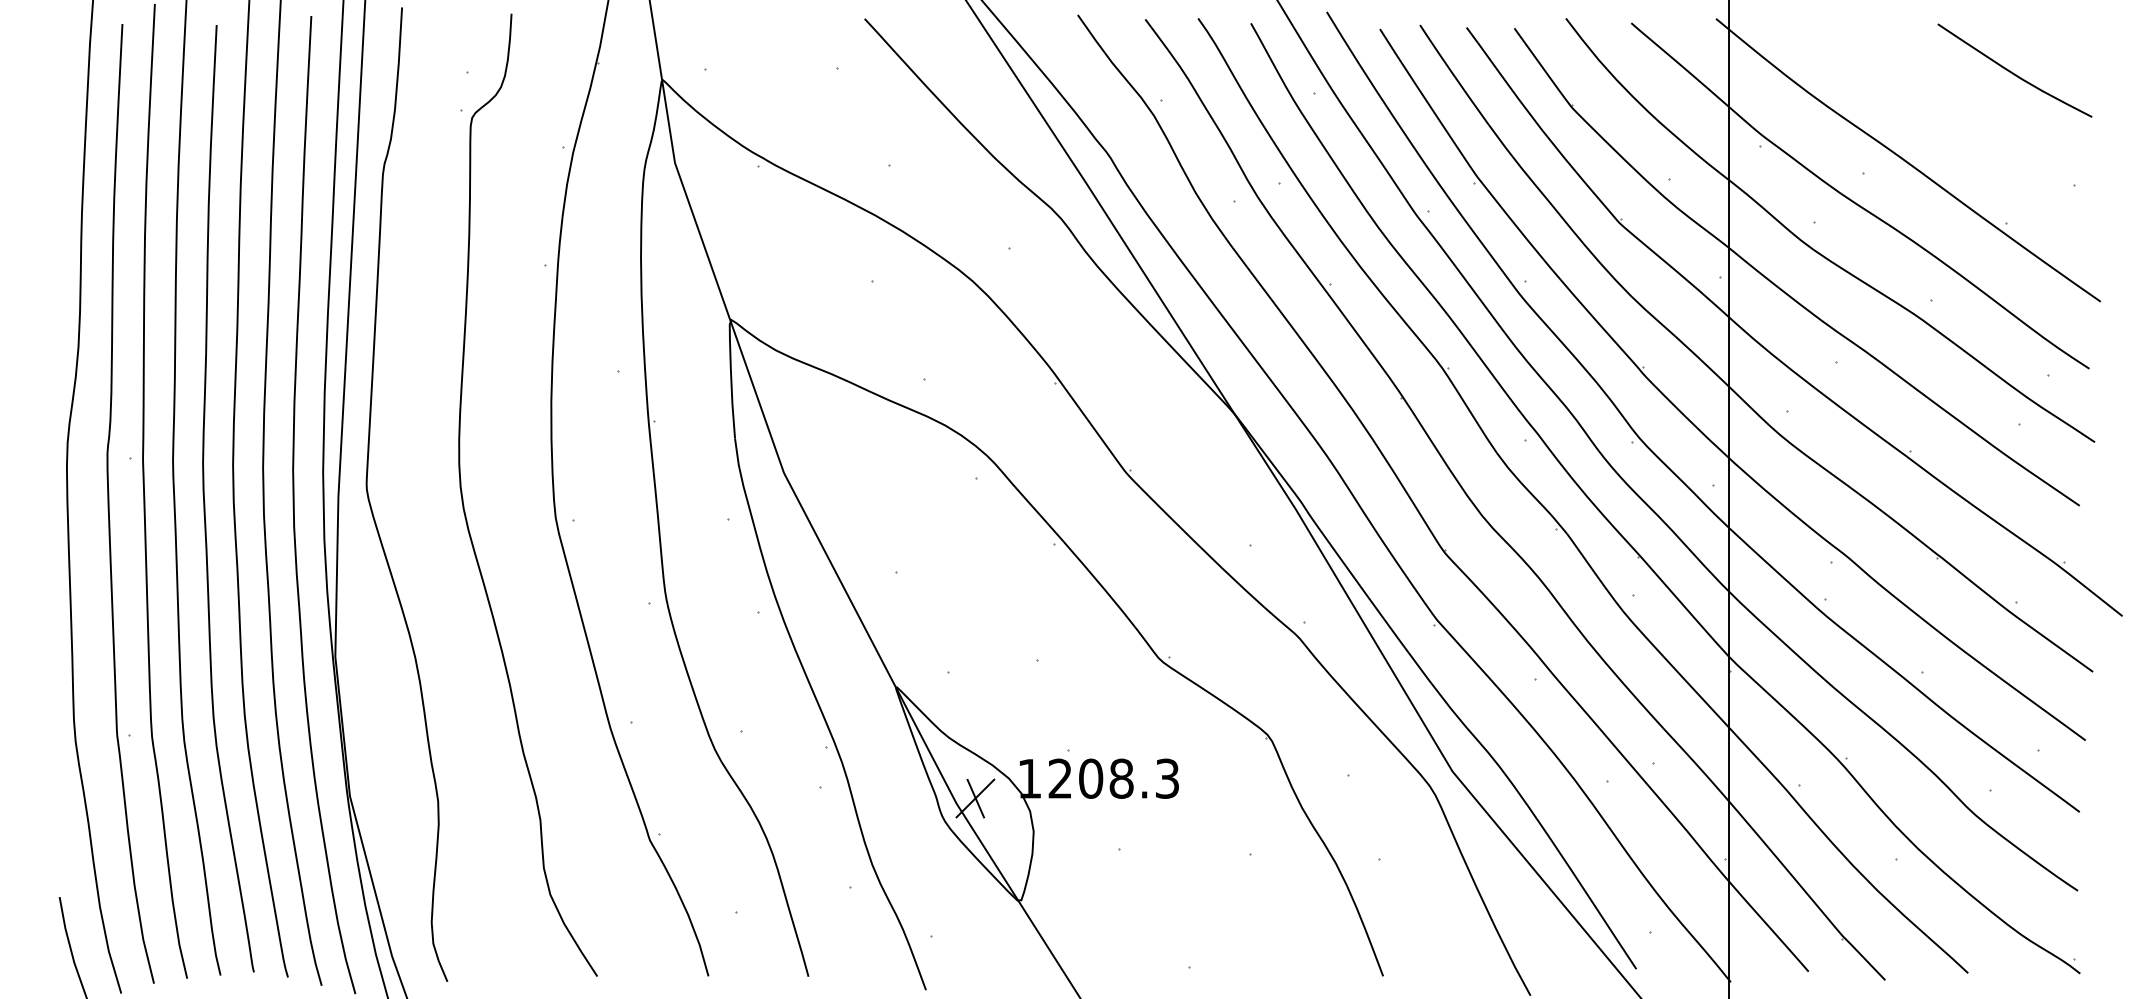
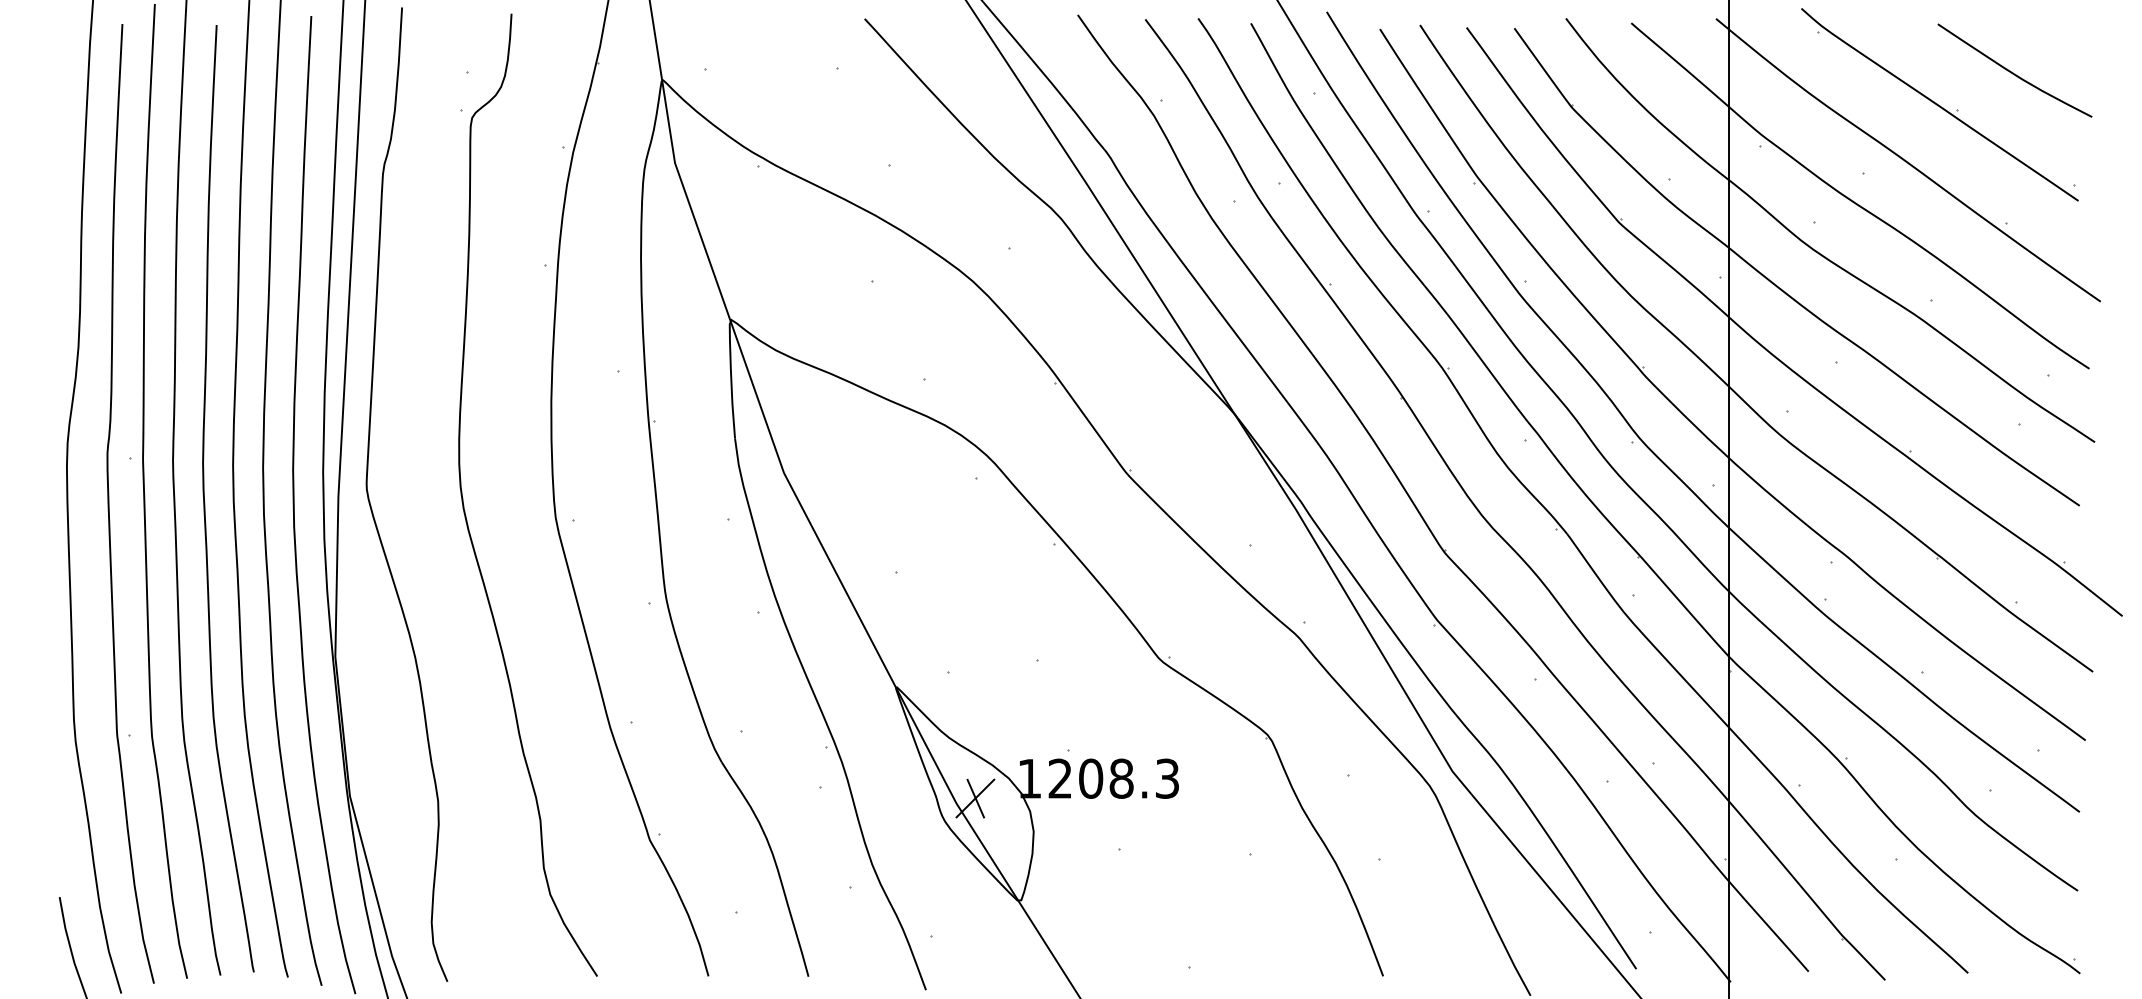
part: none -> present (1939, 104)
